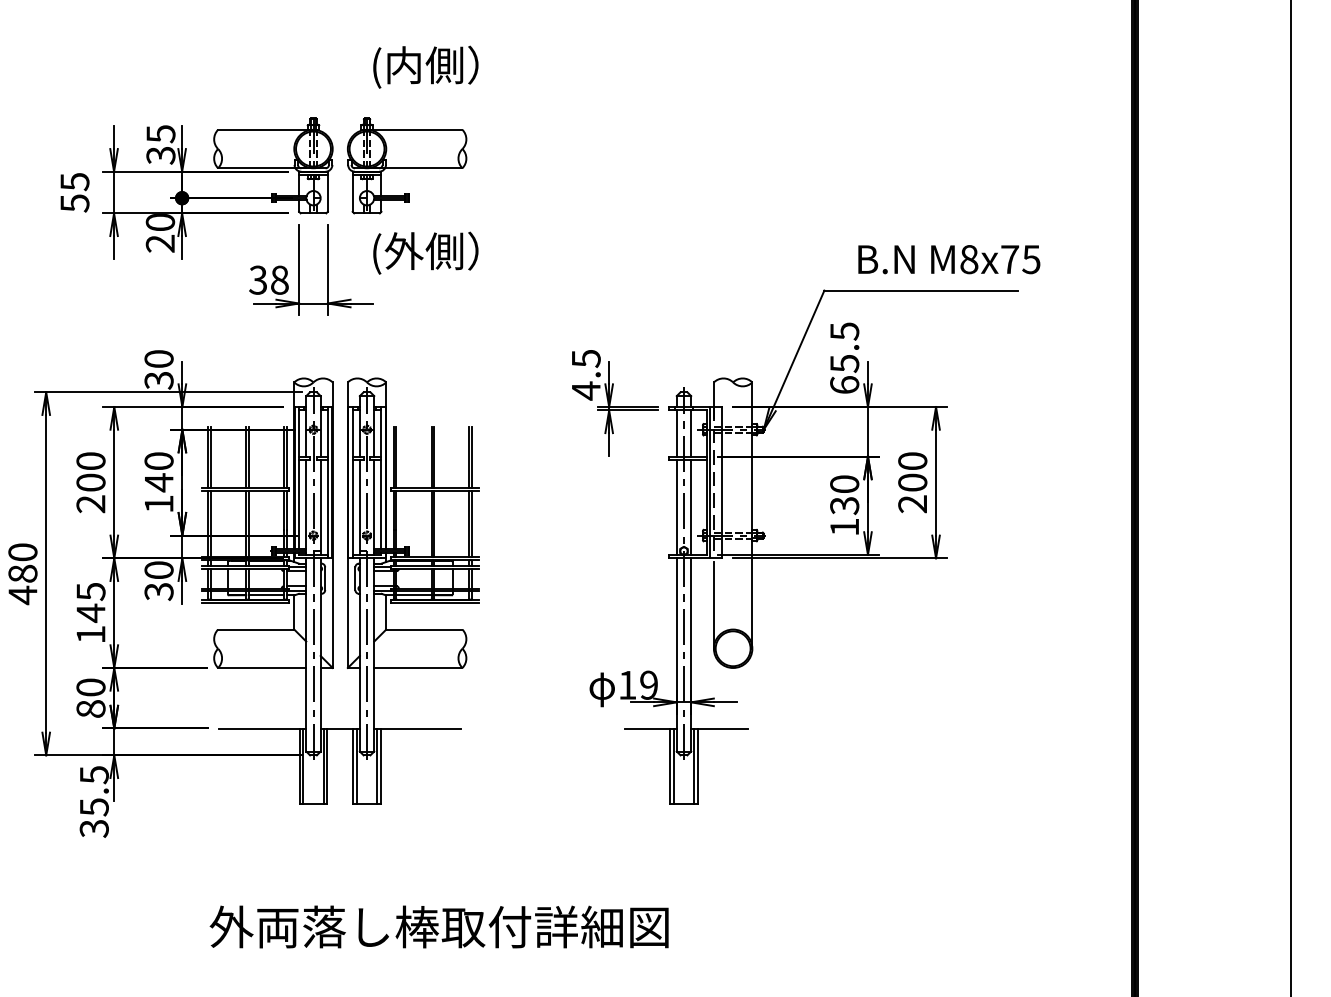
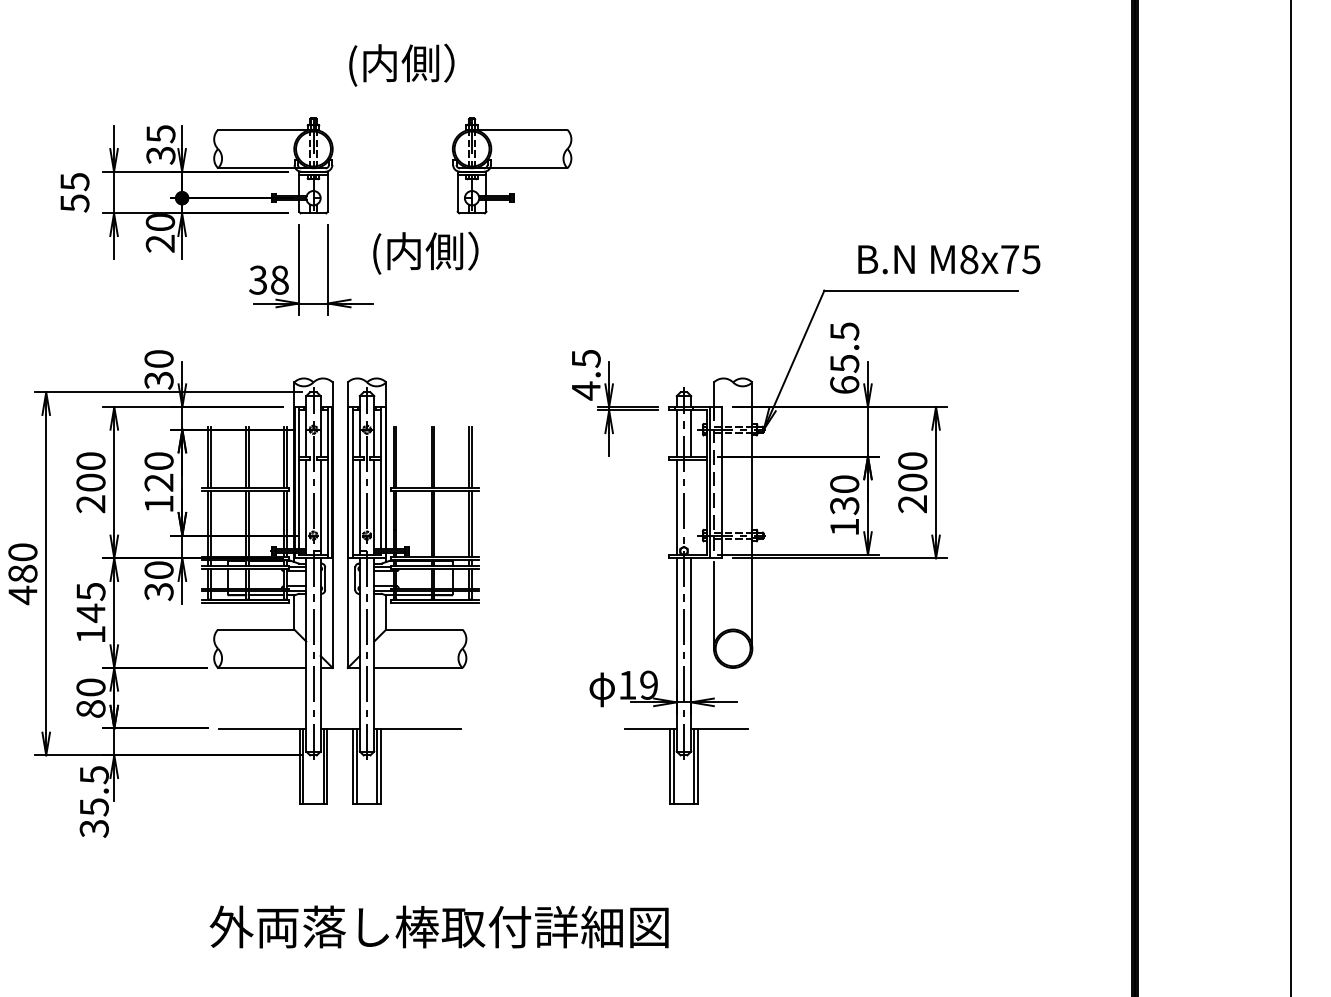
text position: (425, 66) -> (401, 64) (401, 64)
part position: (407, 165) -> (512, 165) (512, 165)
text: (外側） -> (内側） (403, 251)
text: 140 -> 120 (158, 482)
line: present -> none (691, 506)
